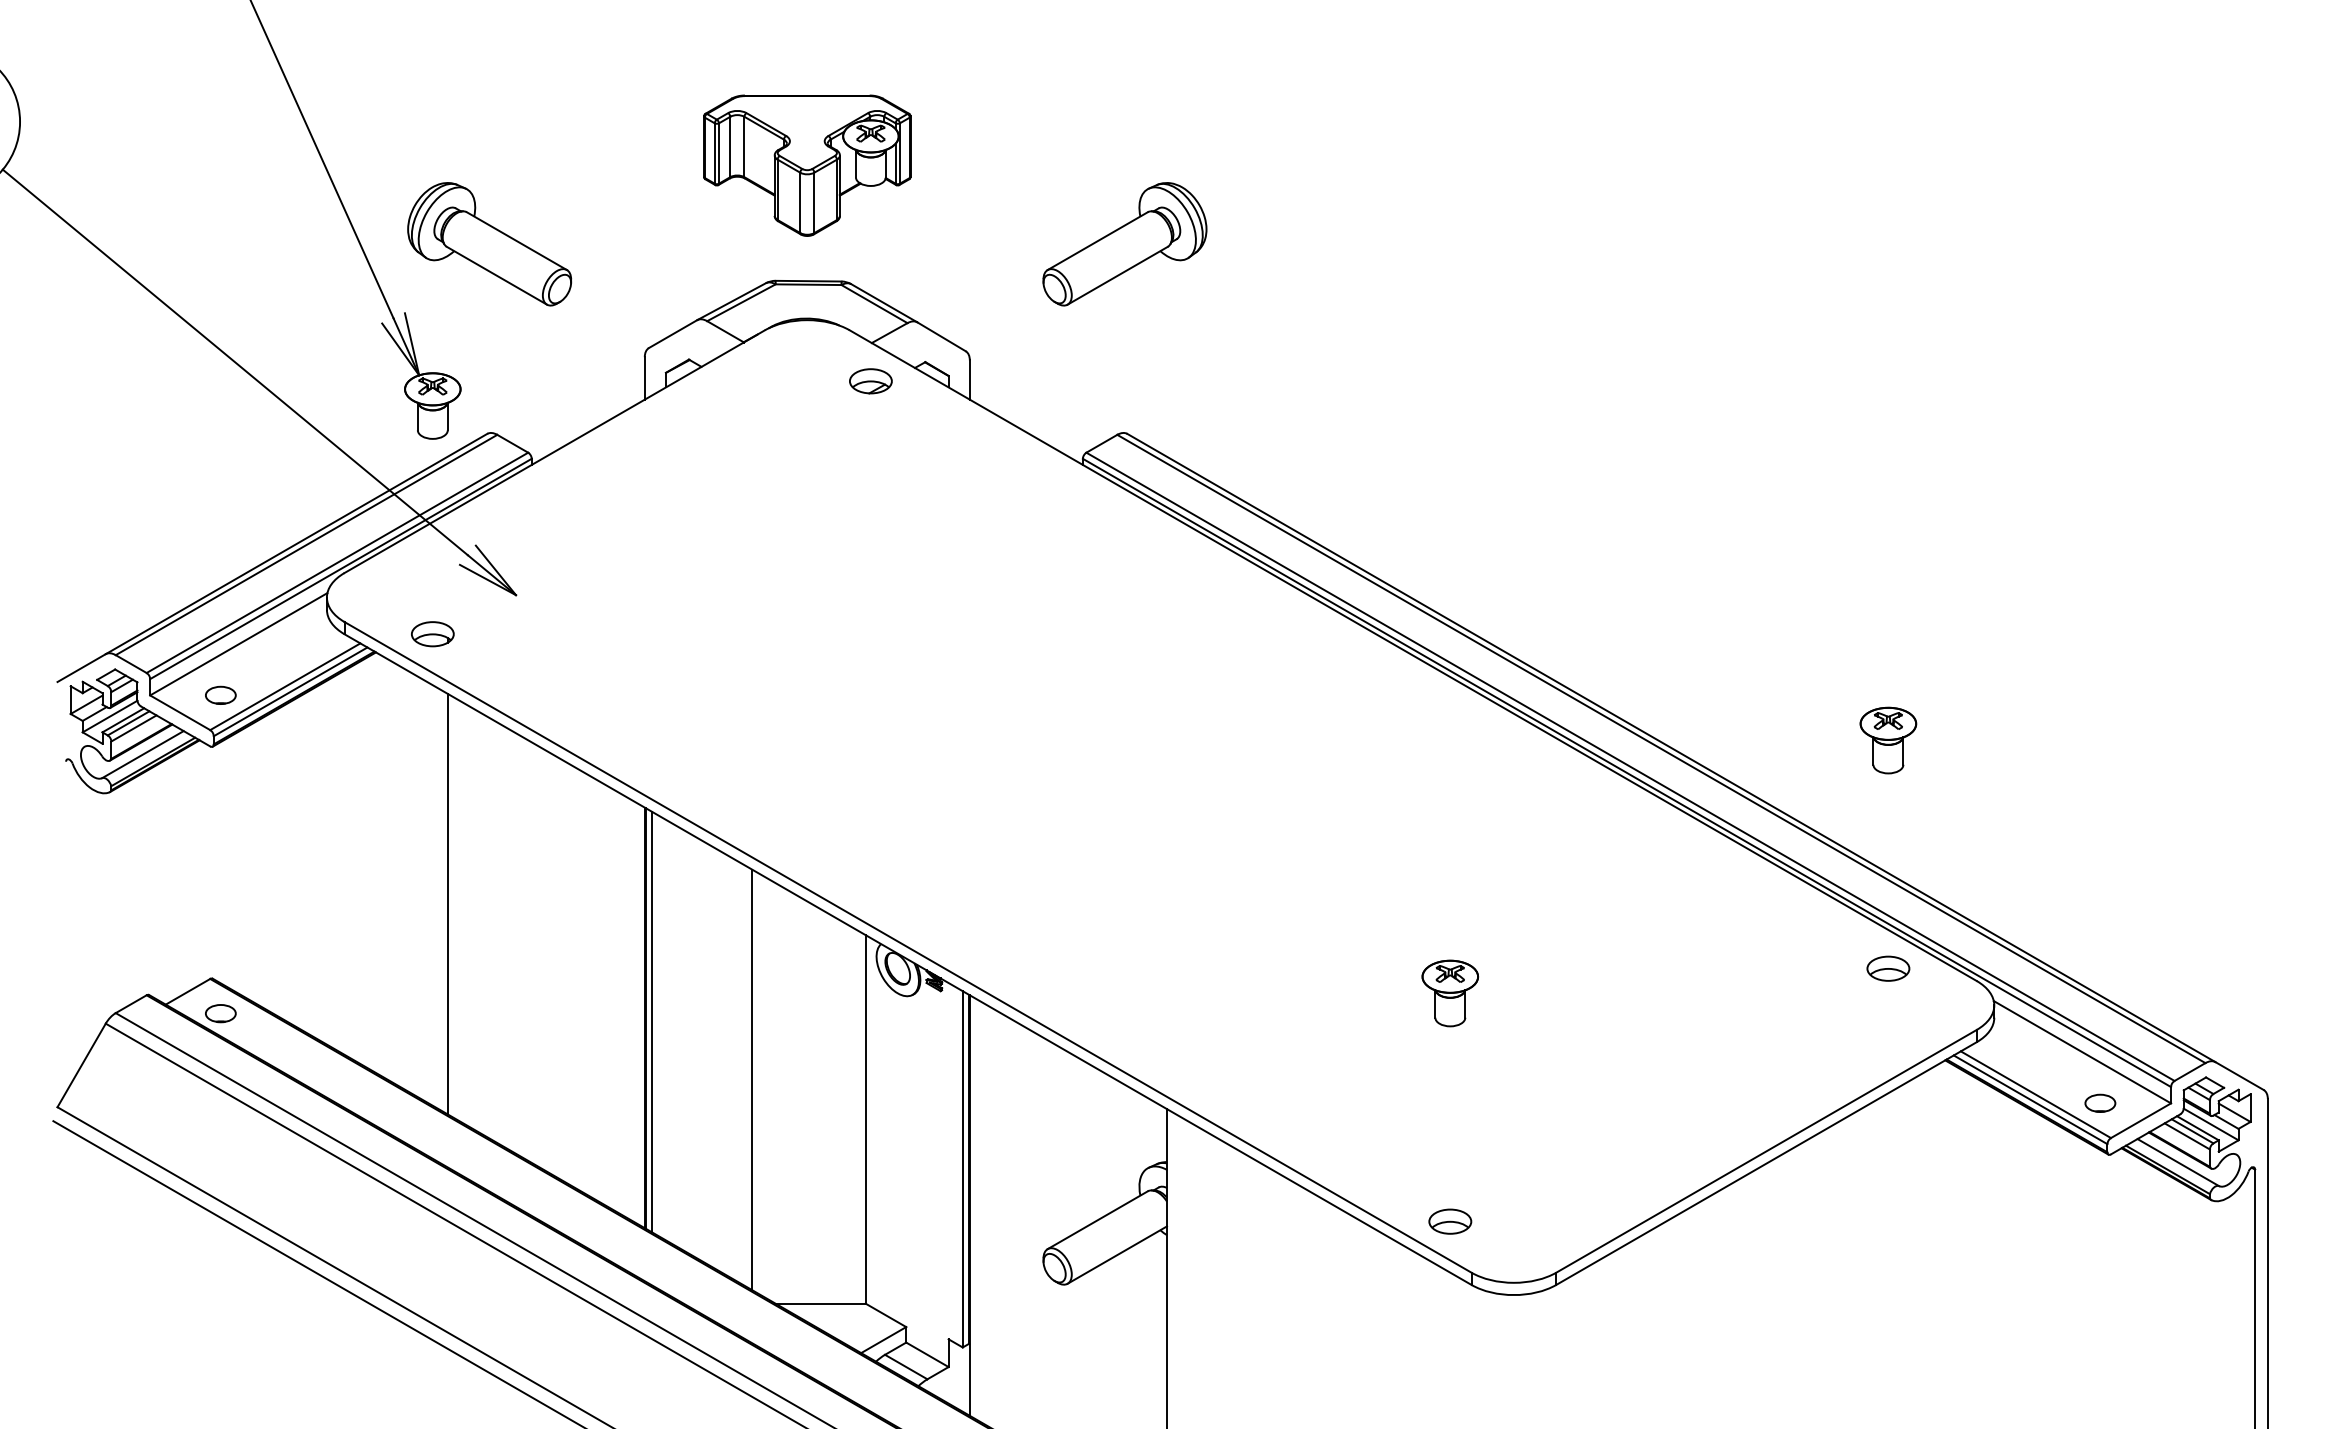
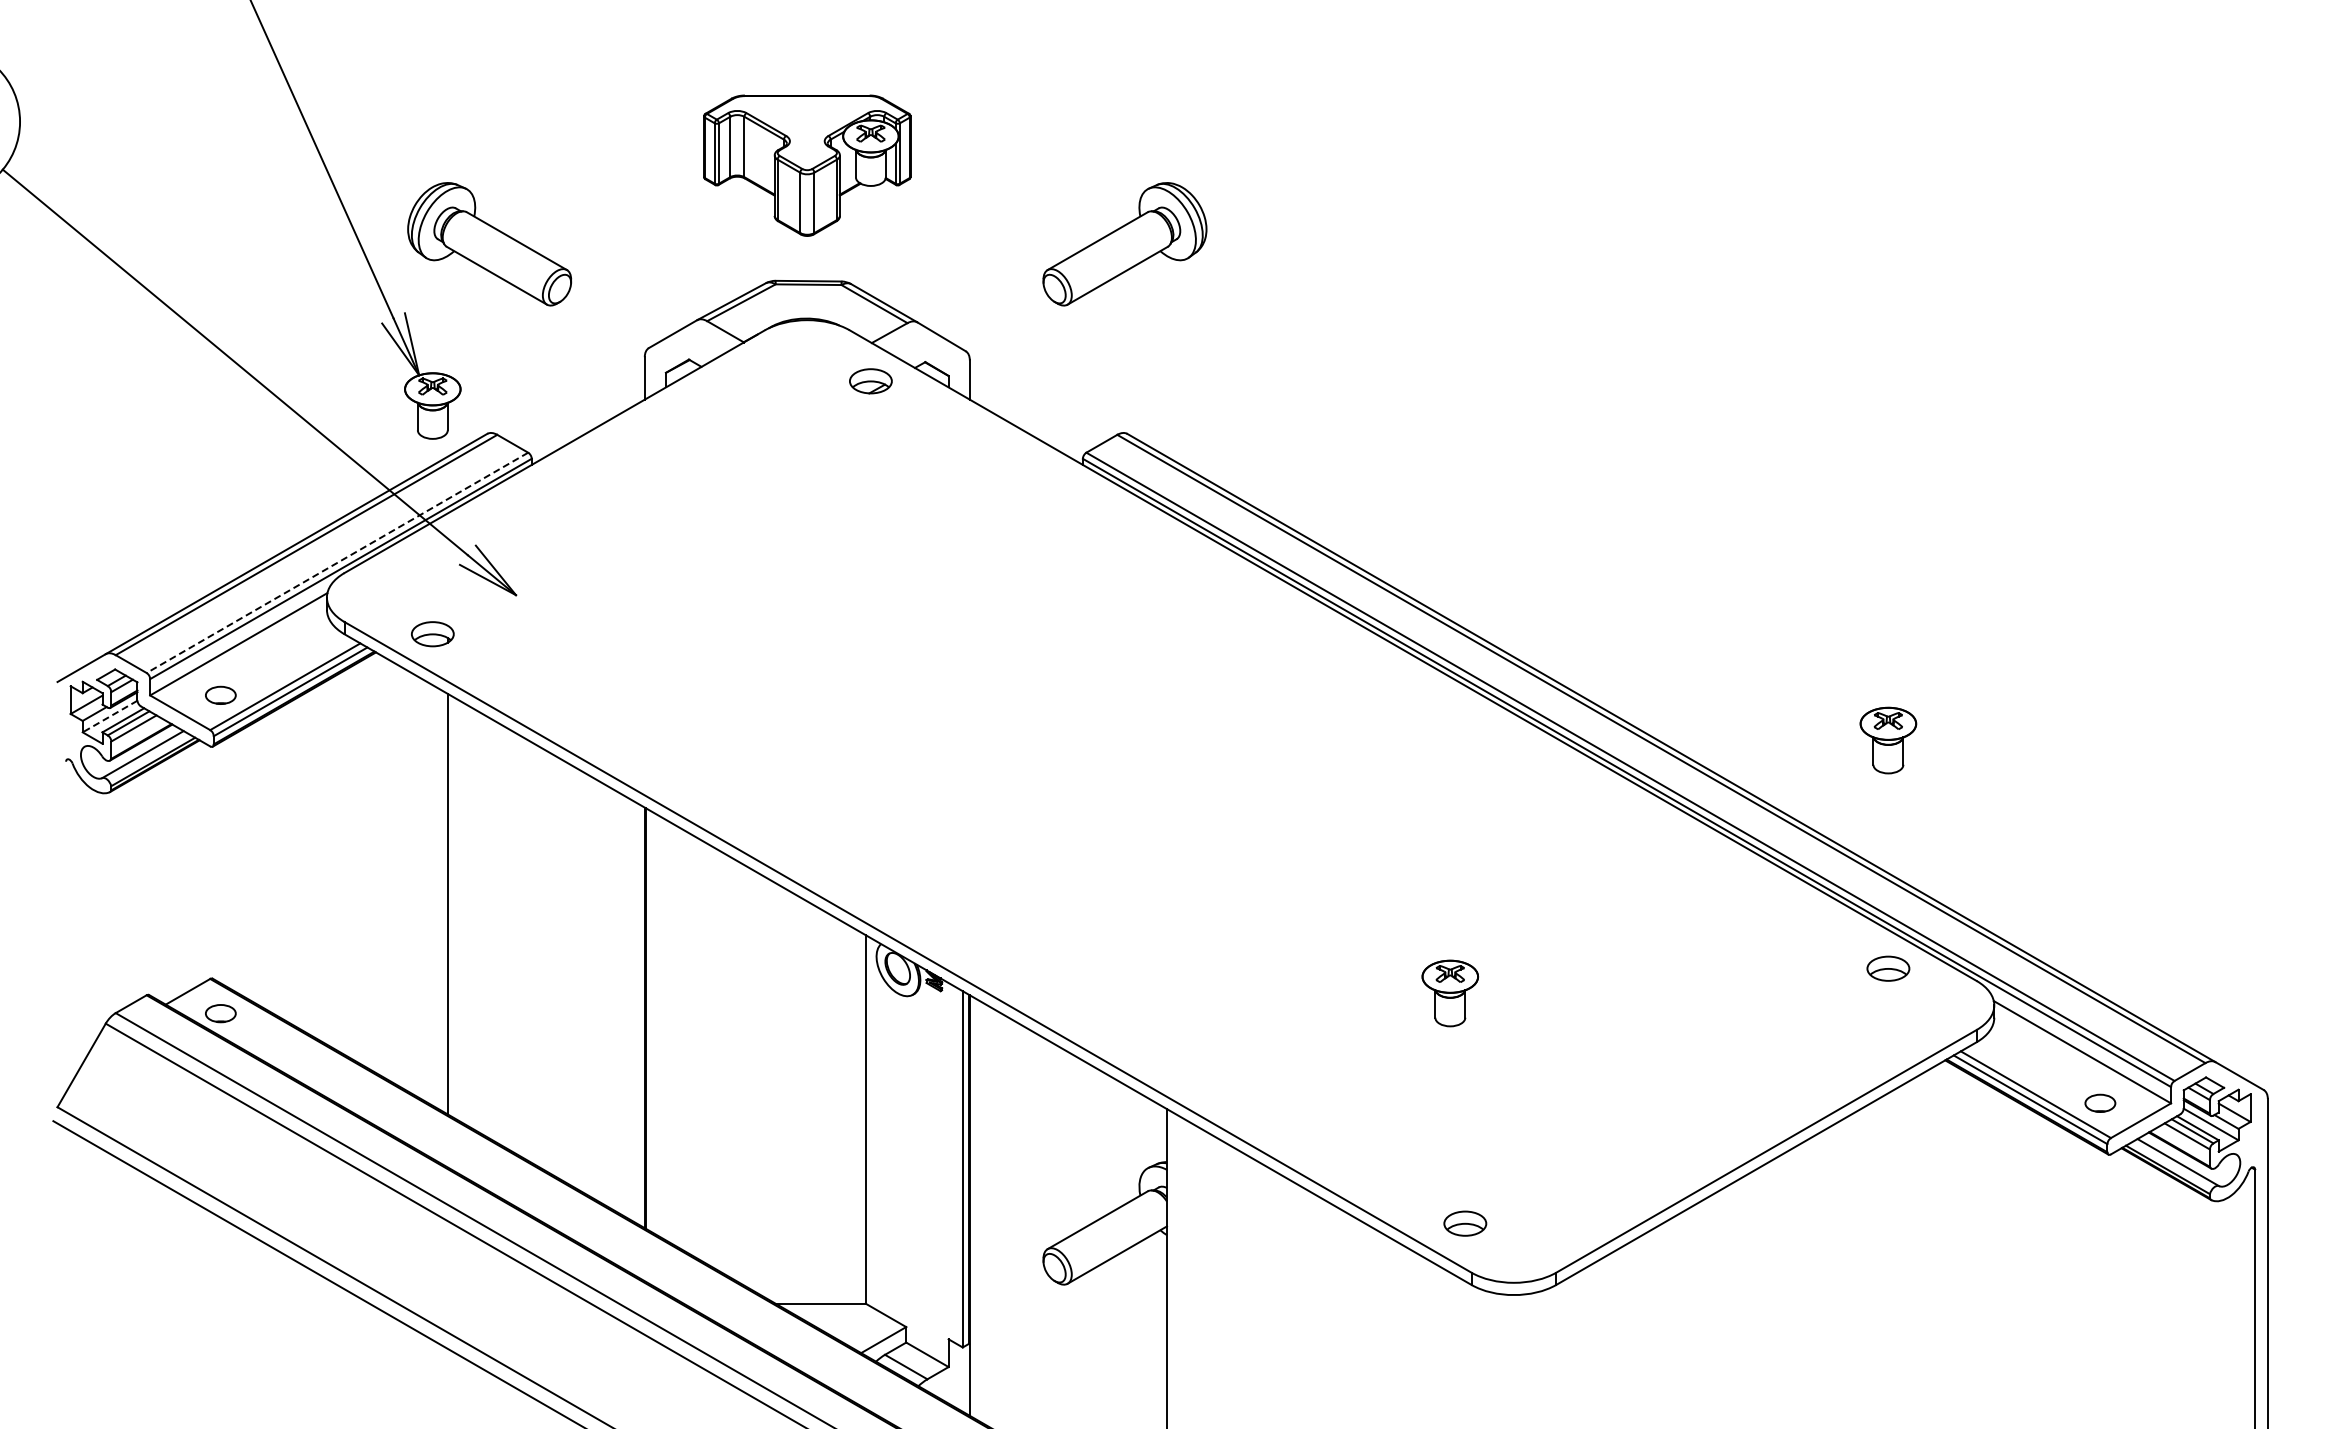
line: solid -> dashed (337, 563)
line: solid -> dashed (110, 716)
line: present -> none (651, 1021)
line: present -> none (752, 1079)
part position: (1450, 1221) -> (1465, 1223) (1465, 1223)
